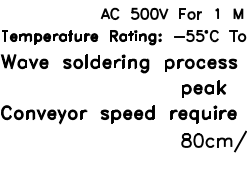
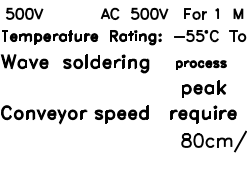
part: none -> present (24, 13)
part position: (190, 13) -> (195, 13) (195, 13)
part size: 73x14 px -> 51x10 px (201, 64)
part position: (127, 114) -> (121, 114) (121, 114)
